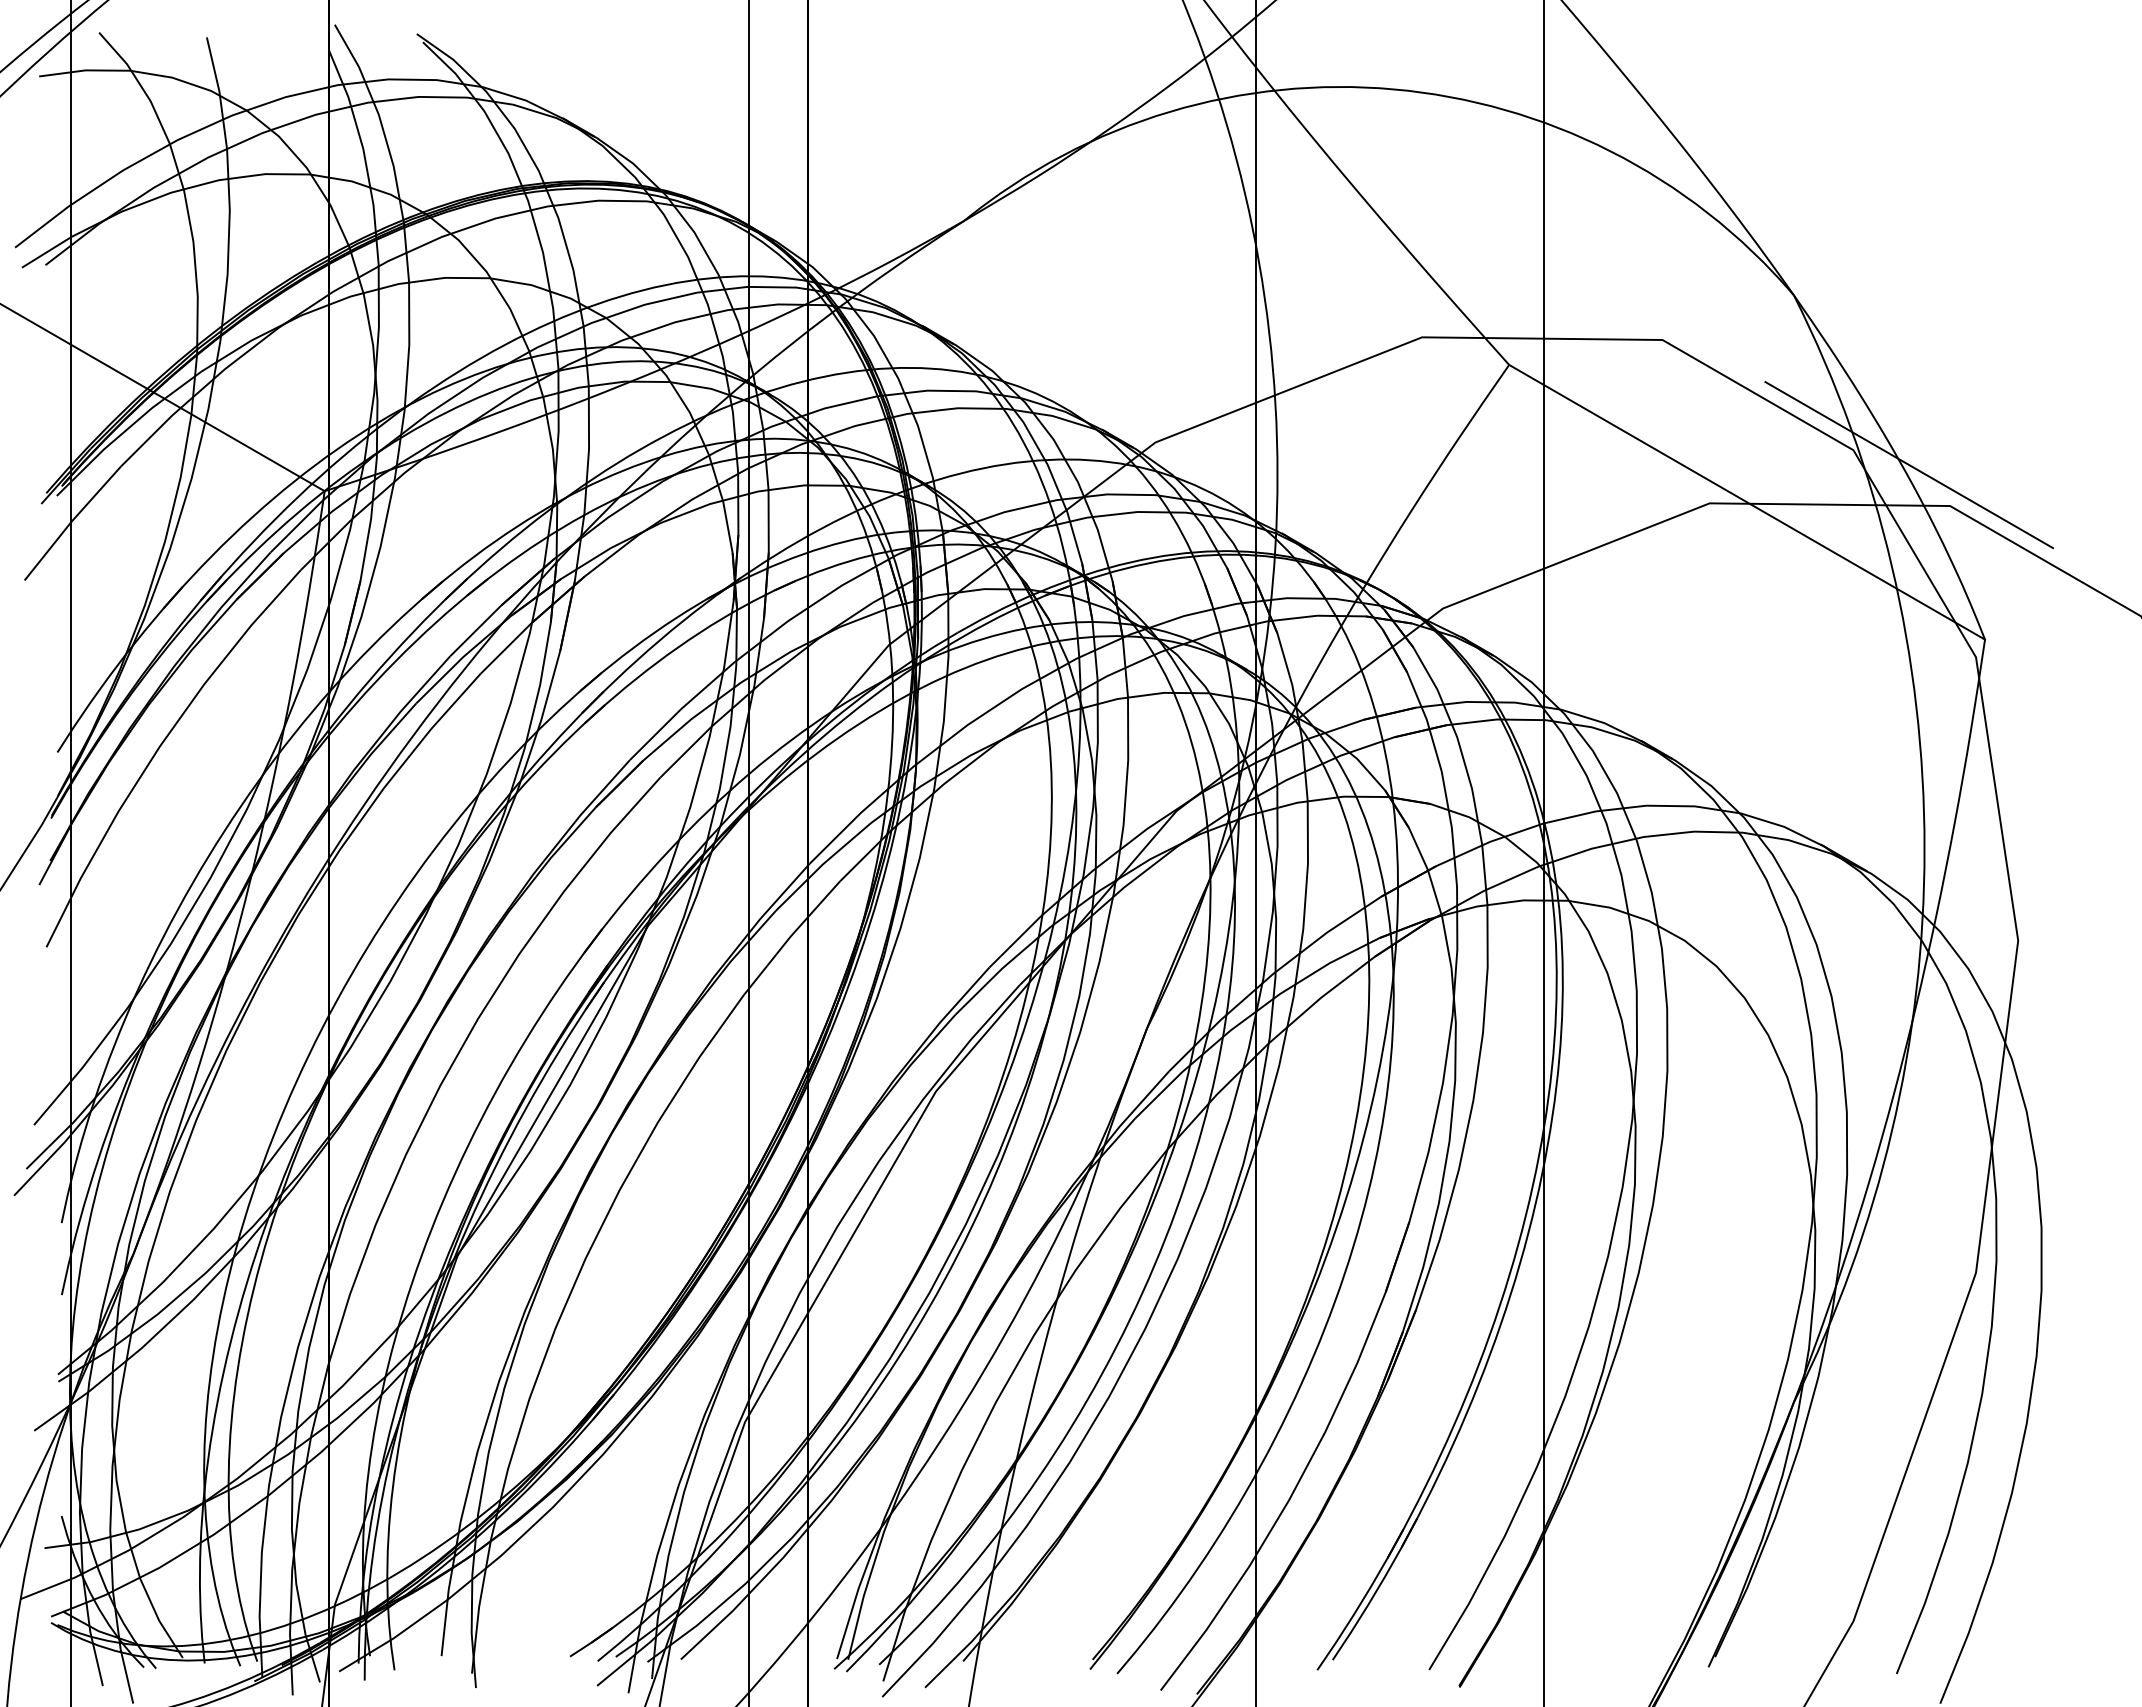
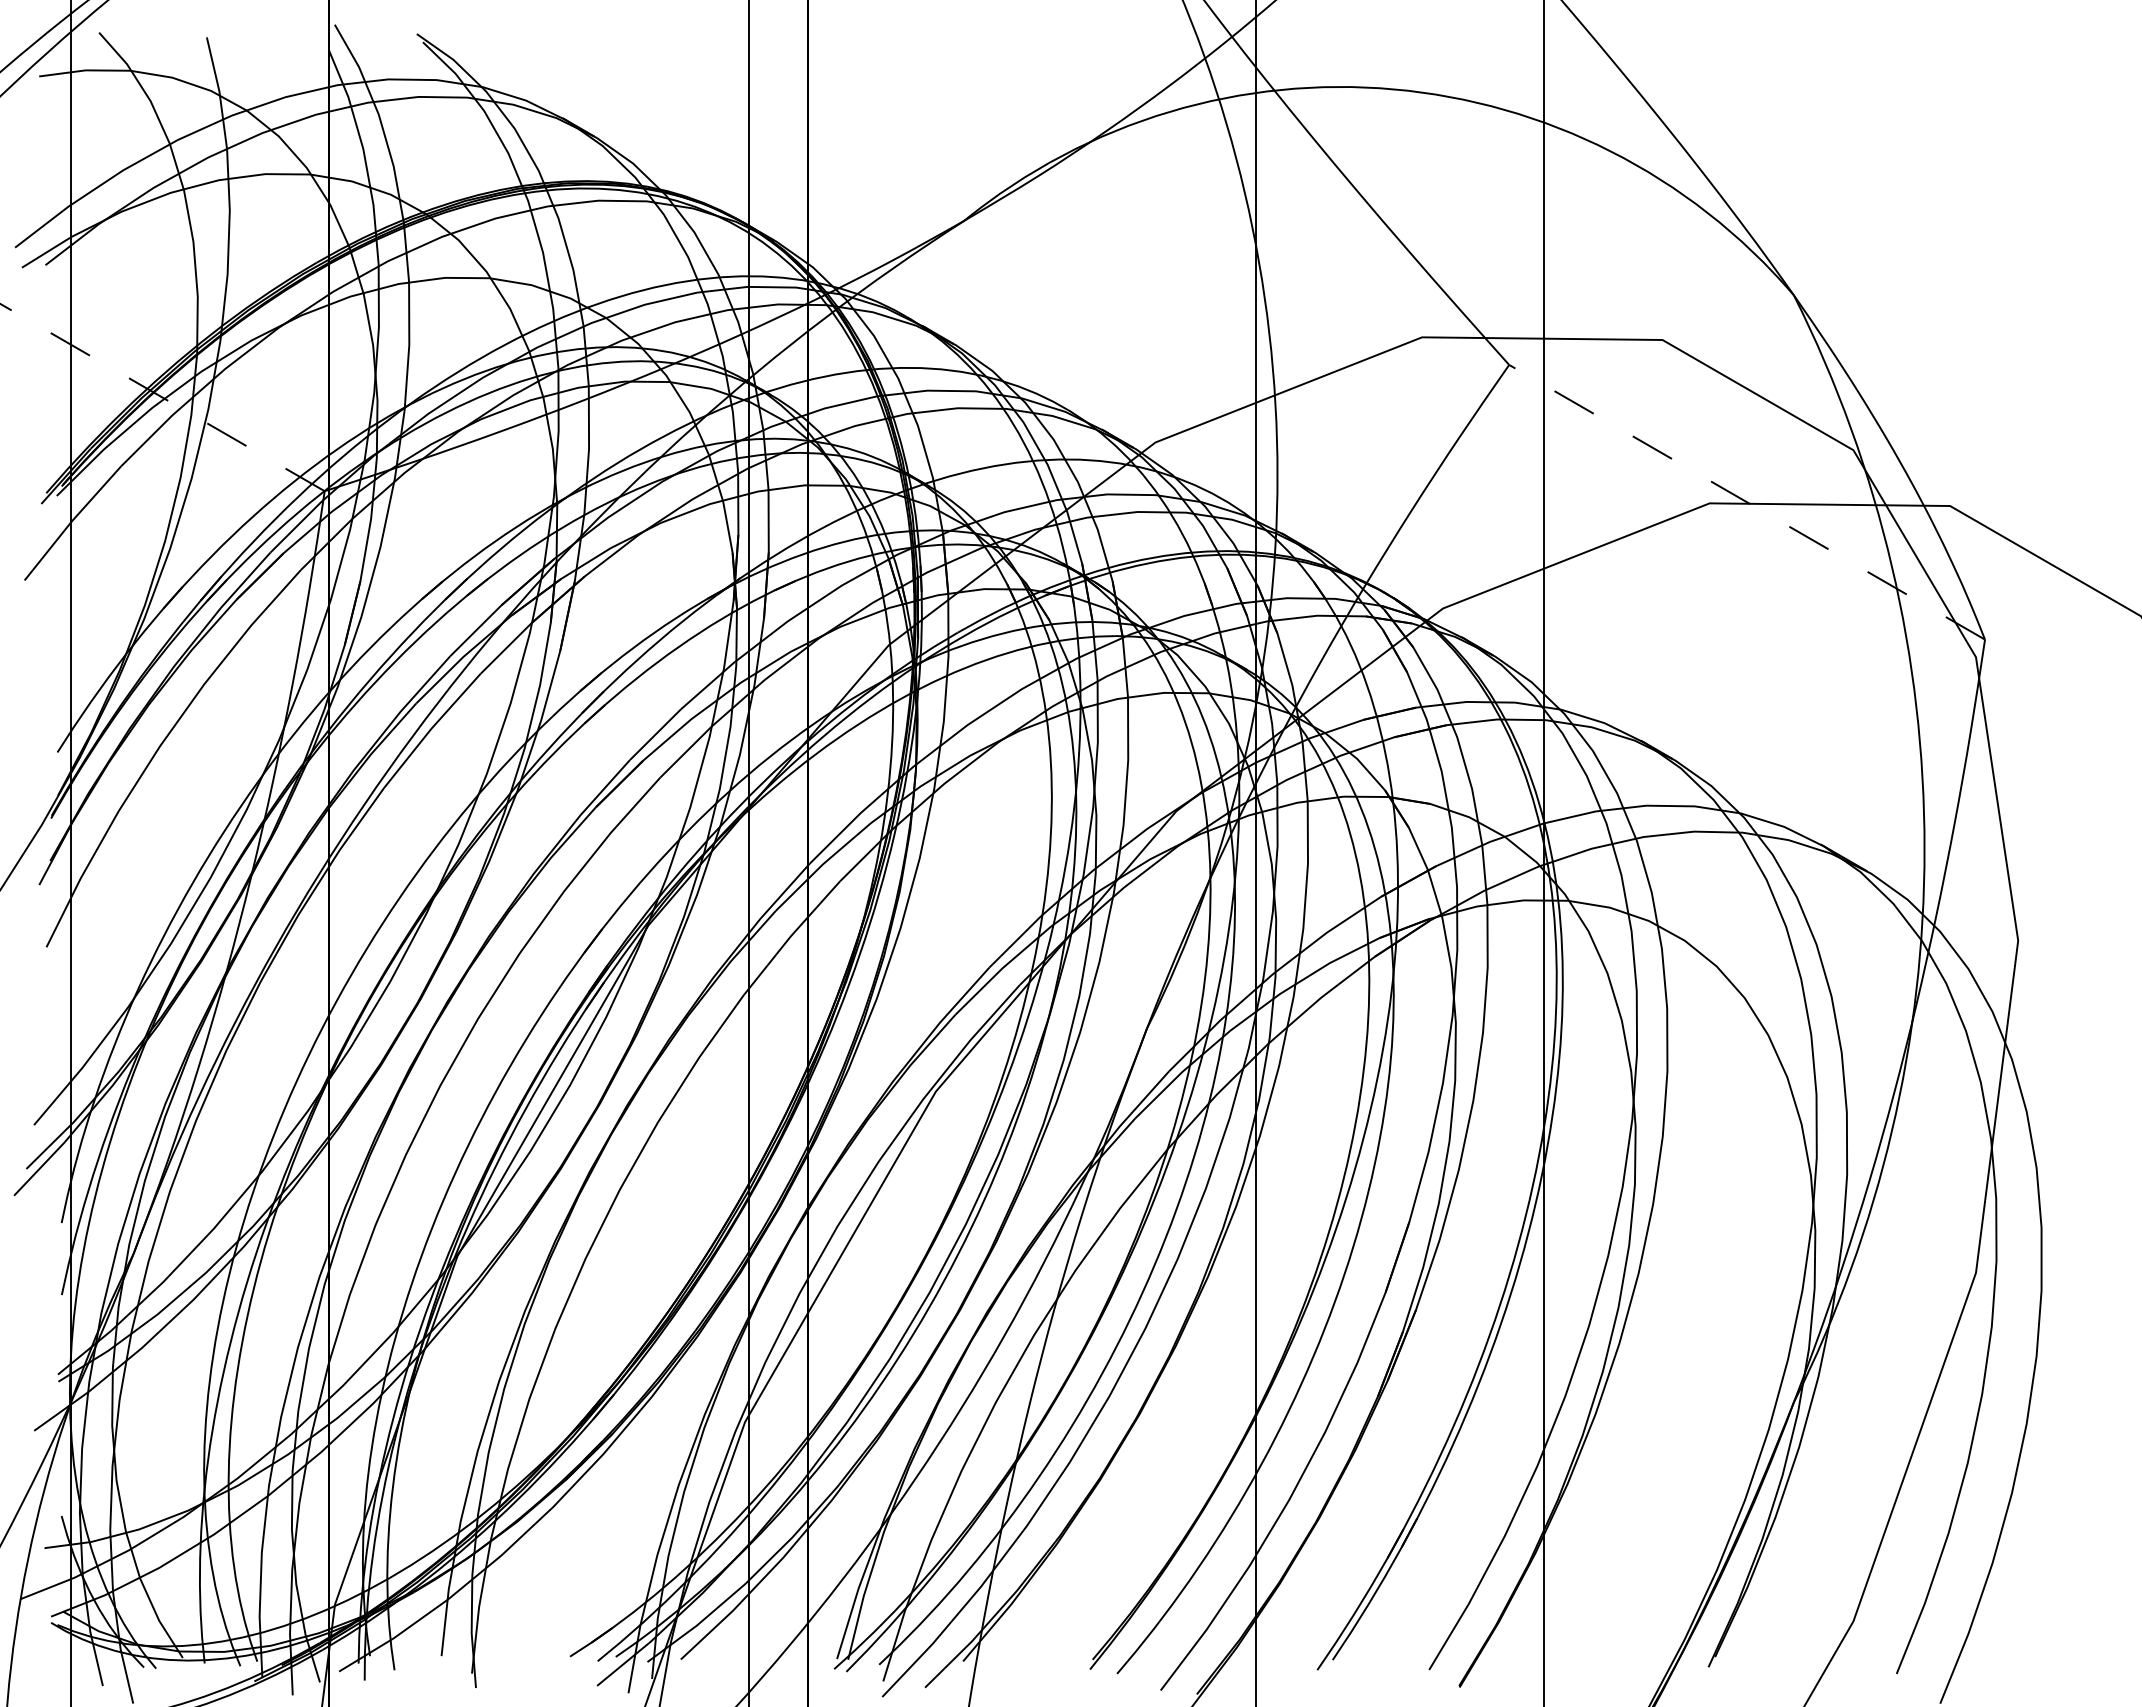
line: solid -> dashed (162, 397)
line: present -> none (1909, 465)
line: solid -> dashed (1747, 502)
